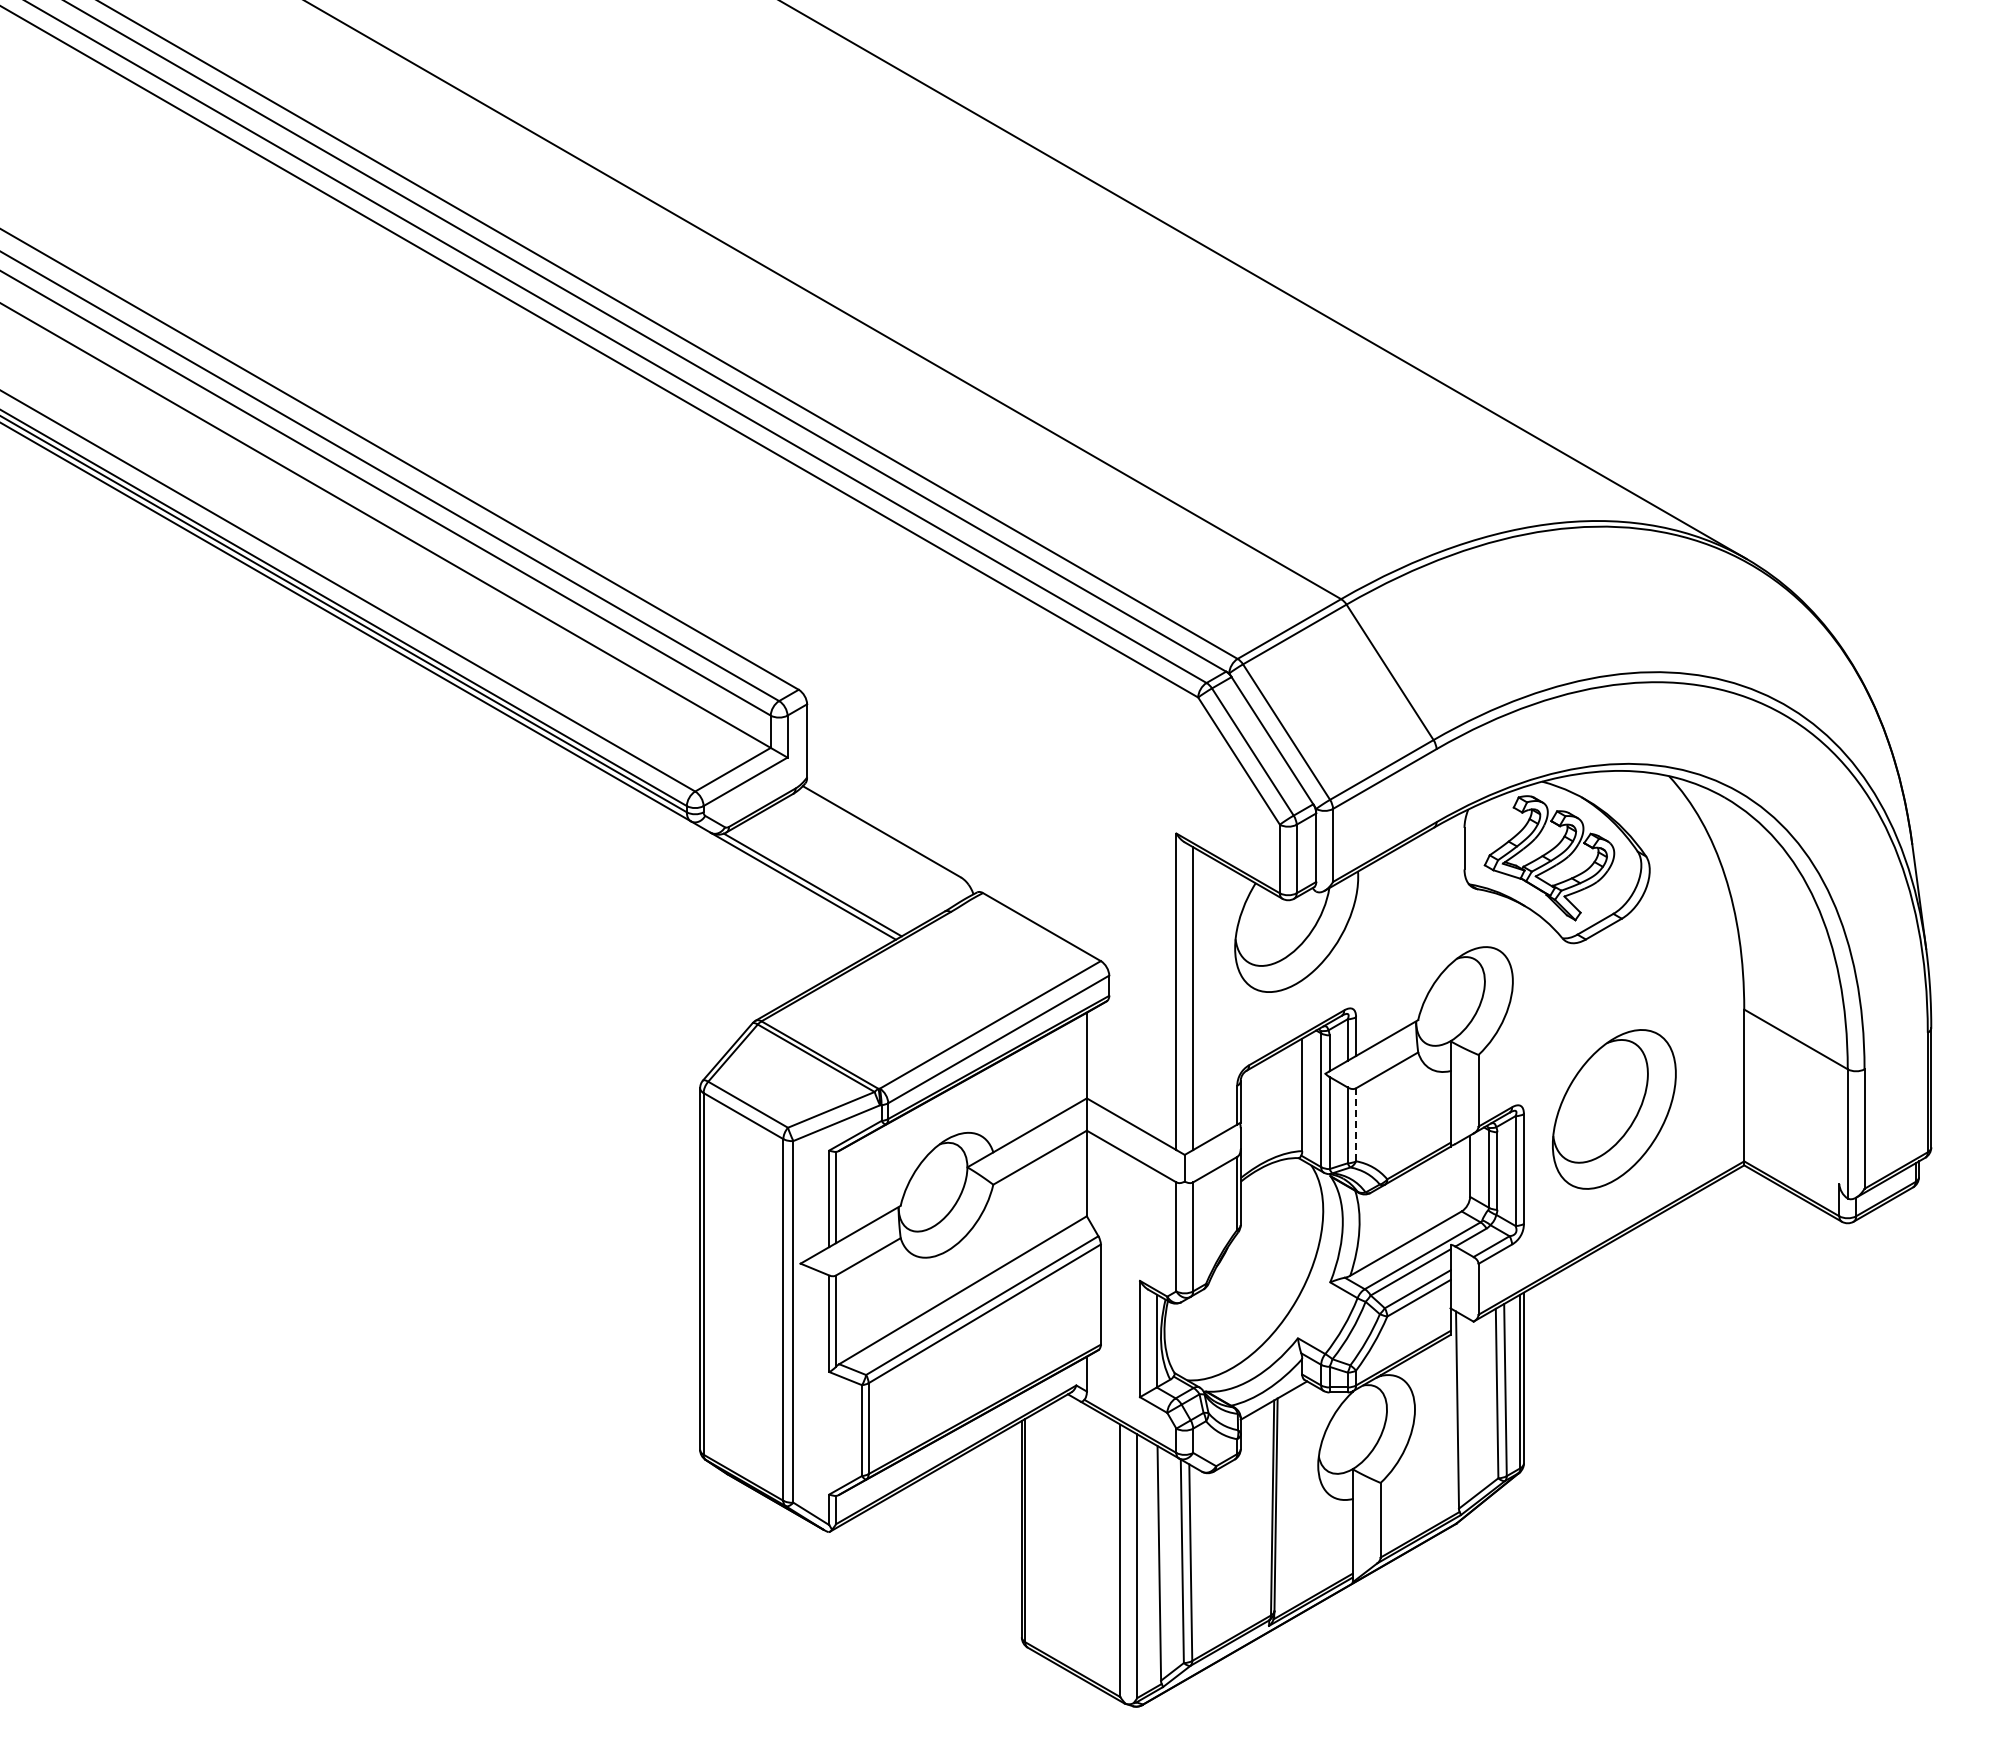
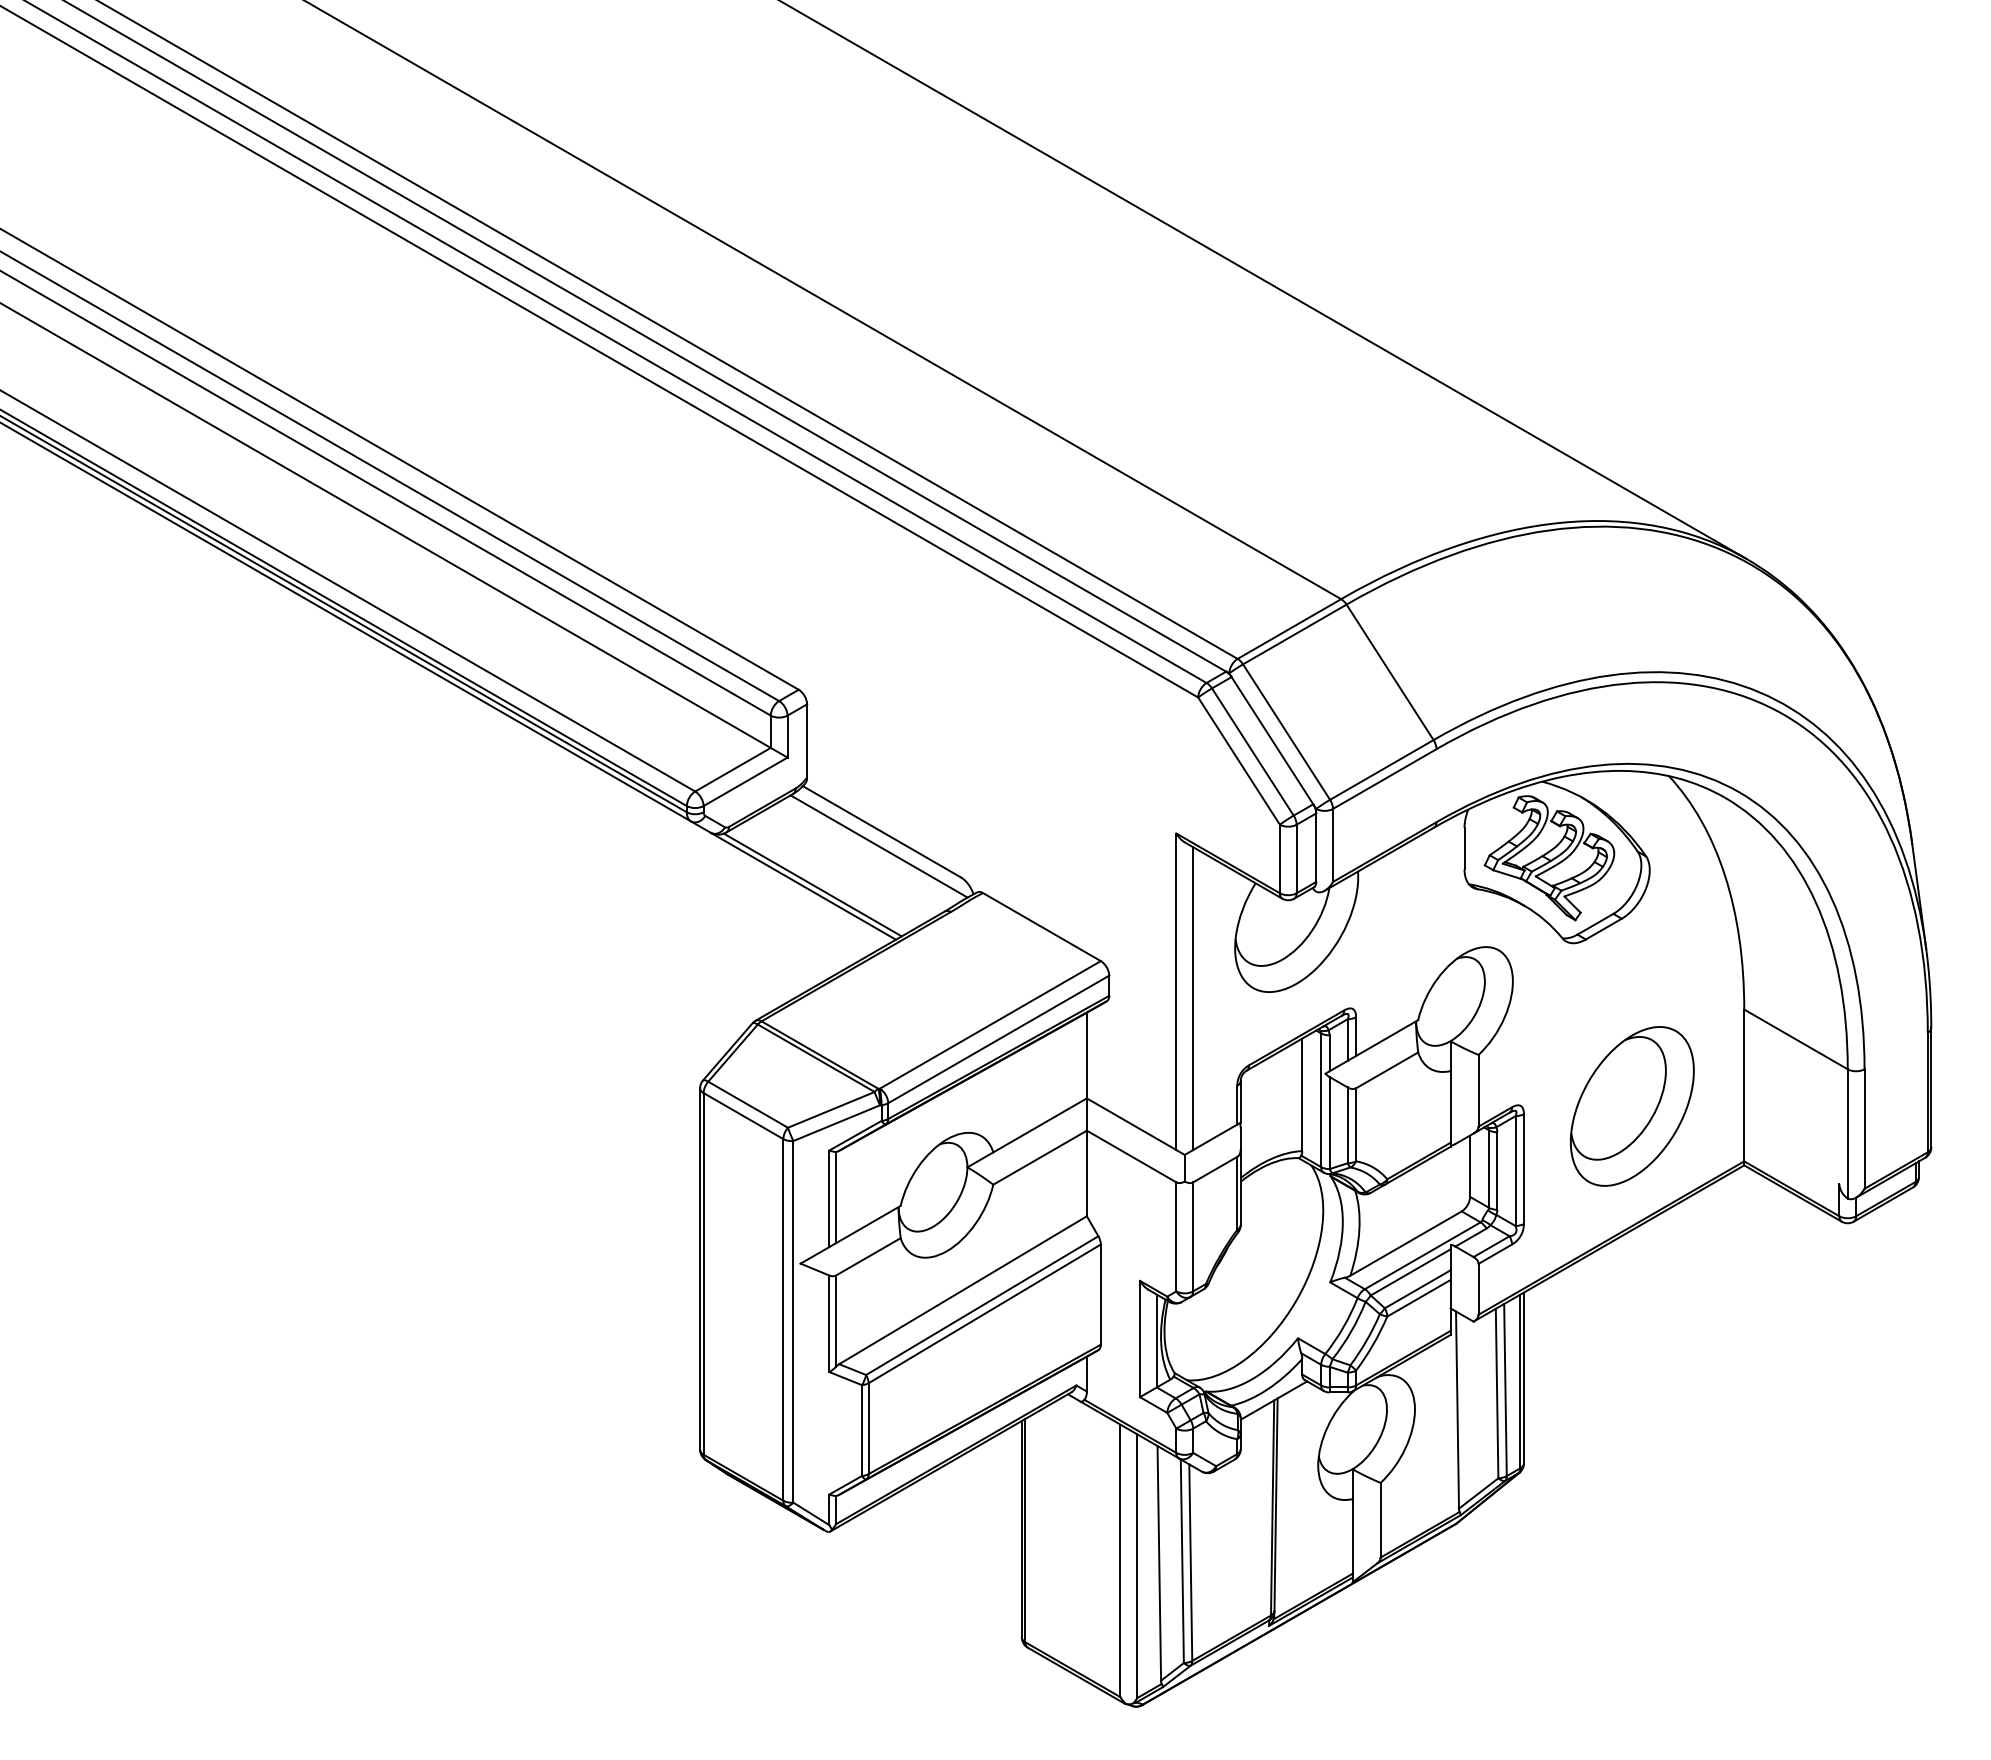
line: none -> present (878, 846)
part position: (1614, 1109) -> (1632, 1106) (1632, 1106)
line: dashed -> solid (1356, 1124)
